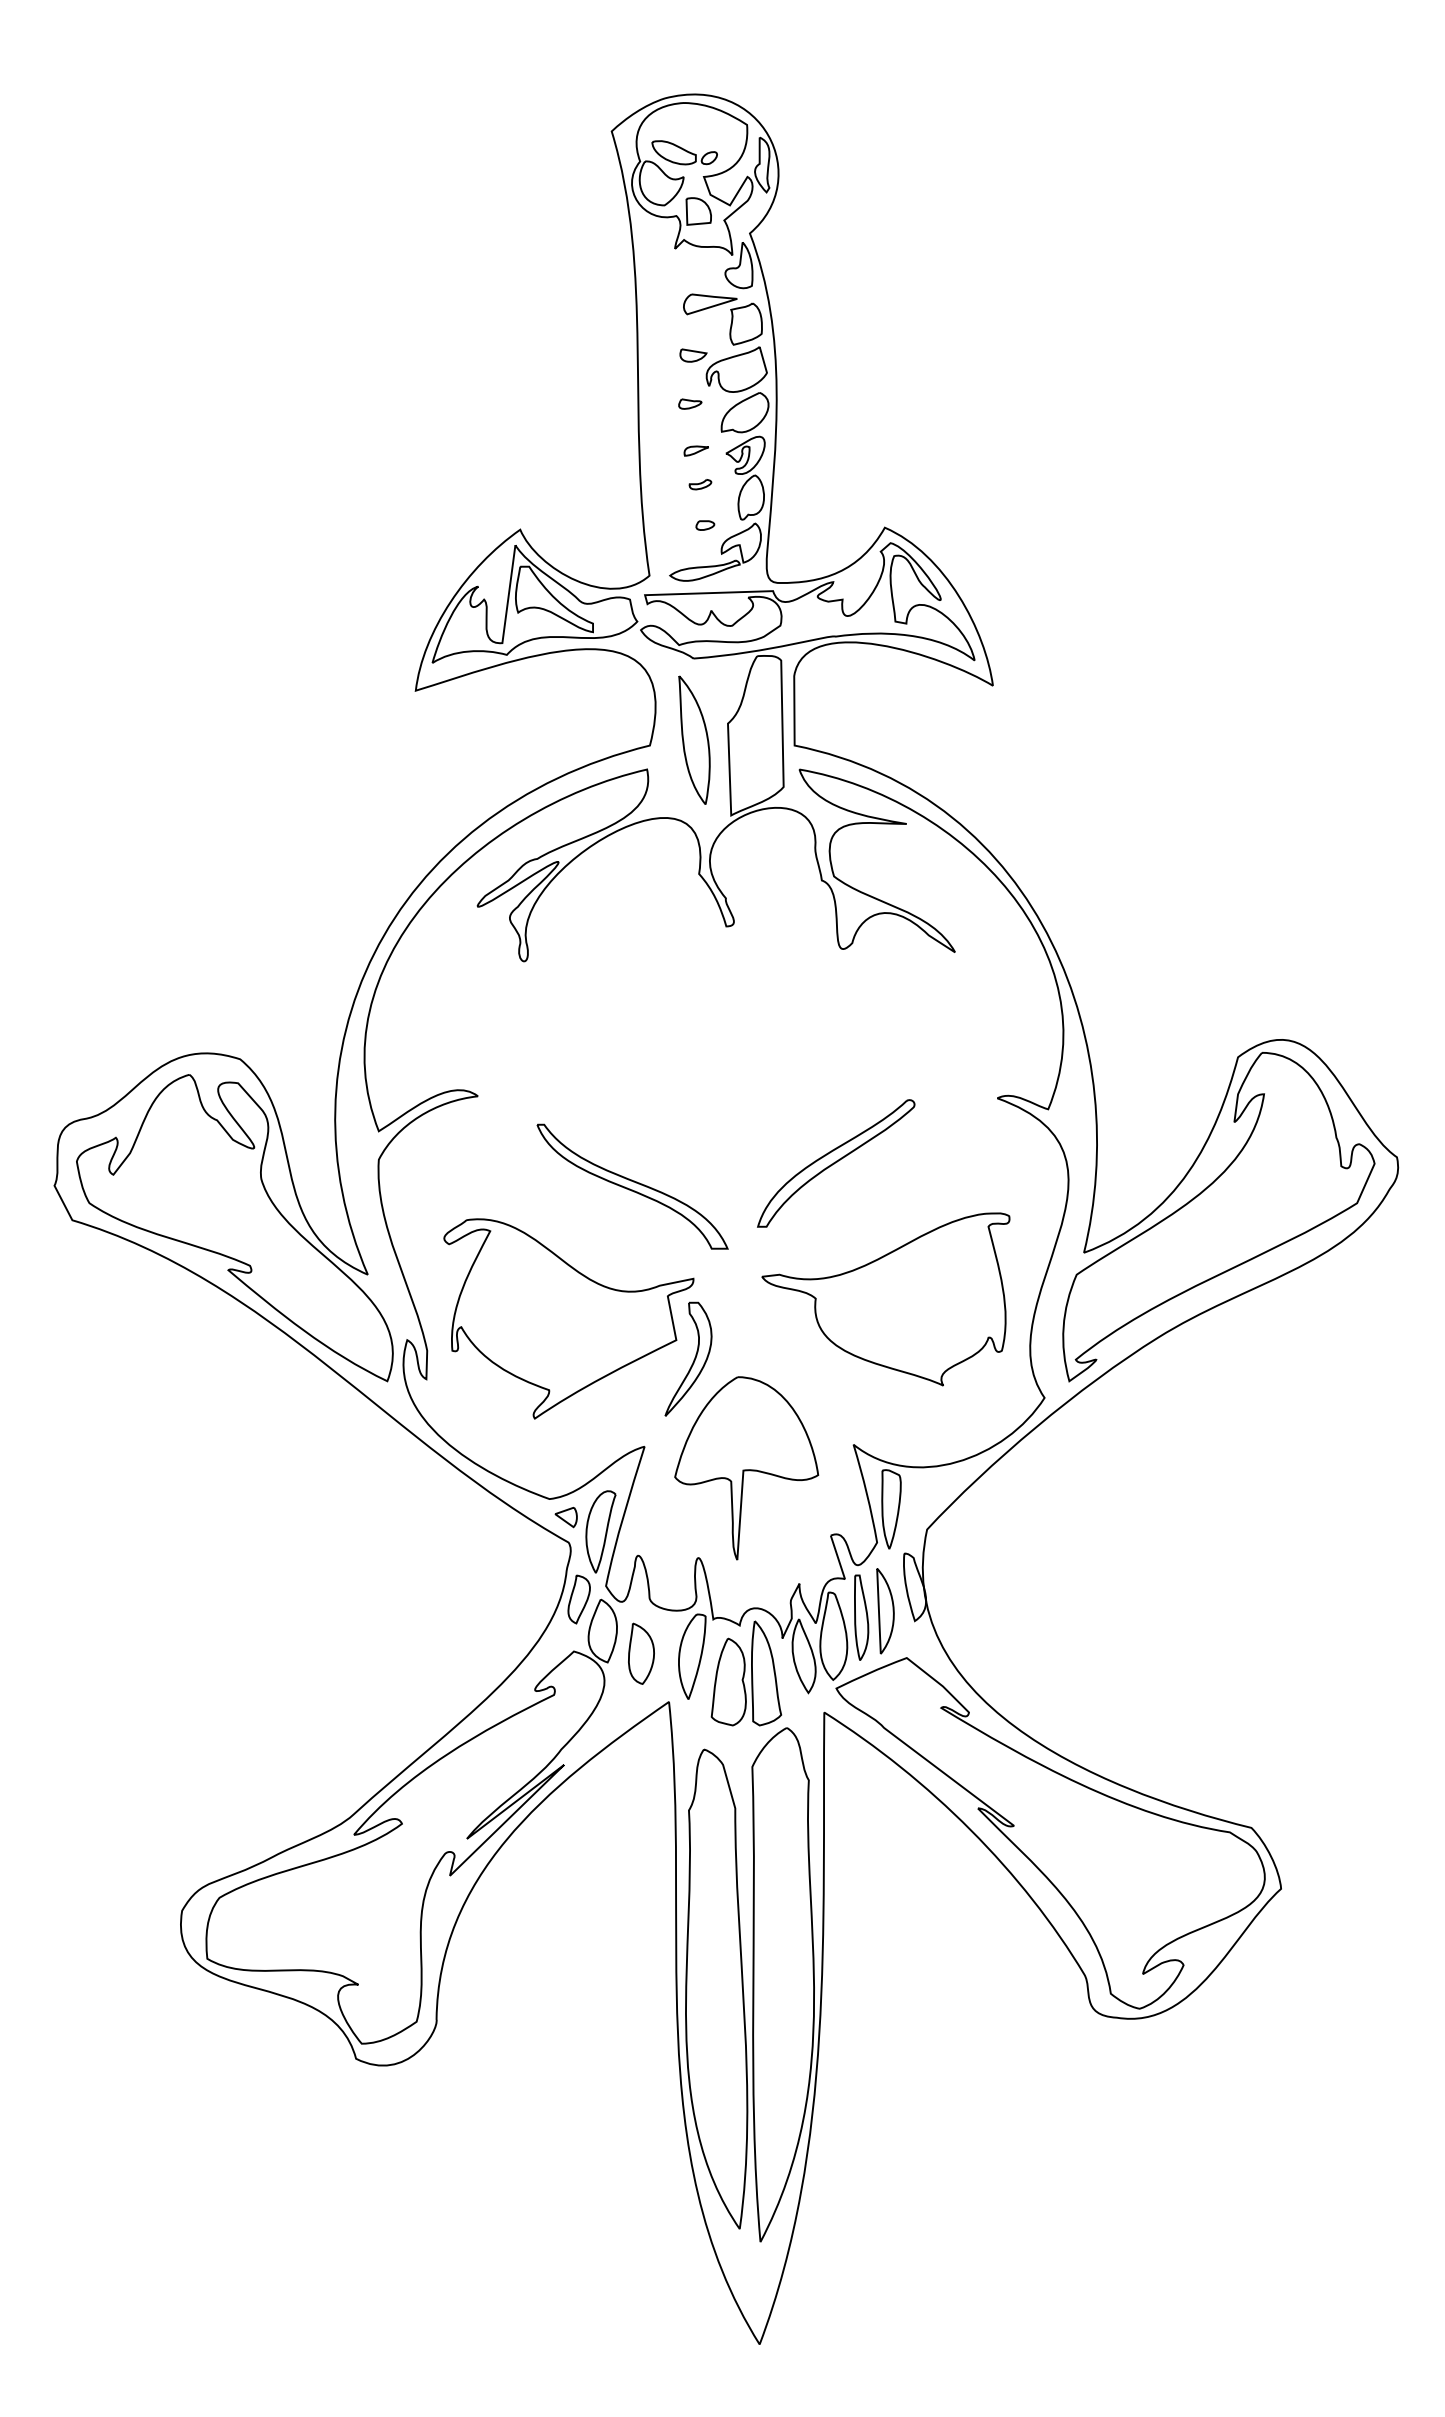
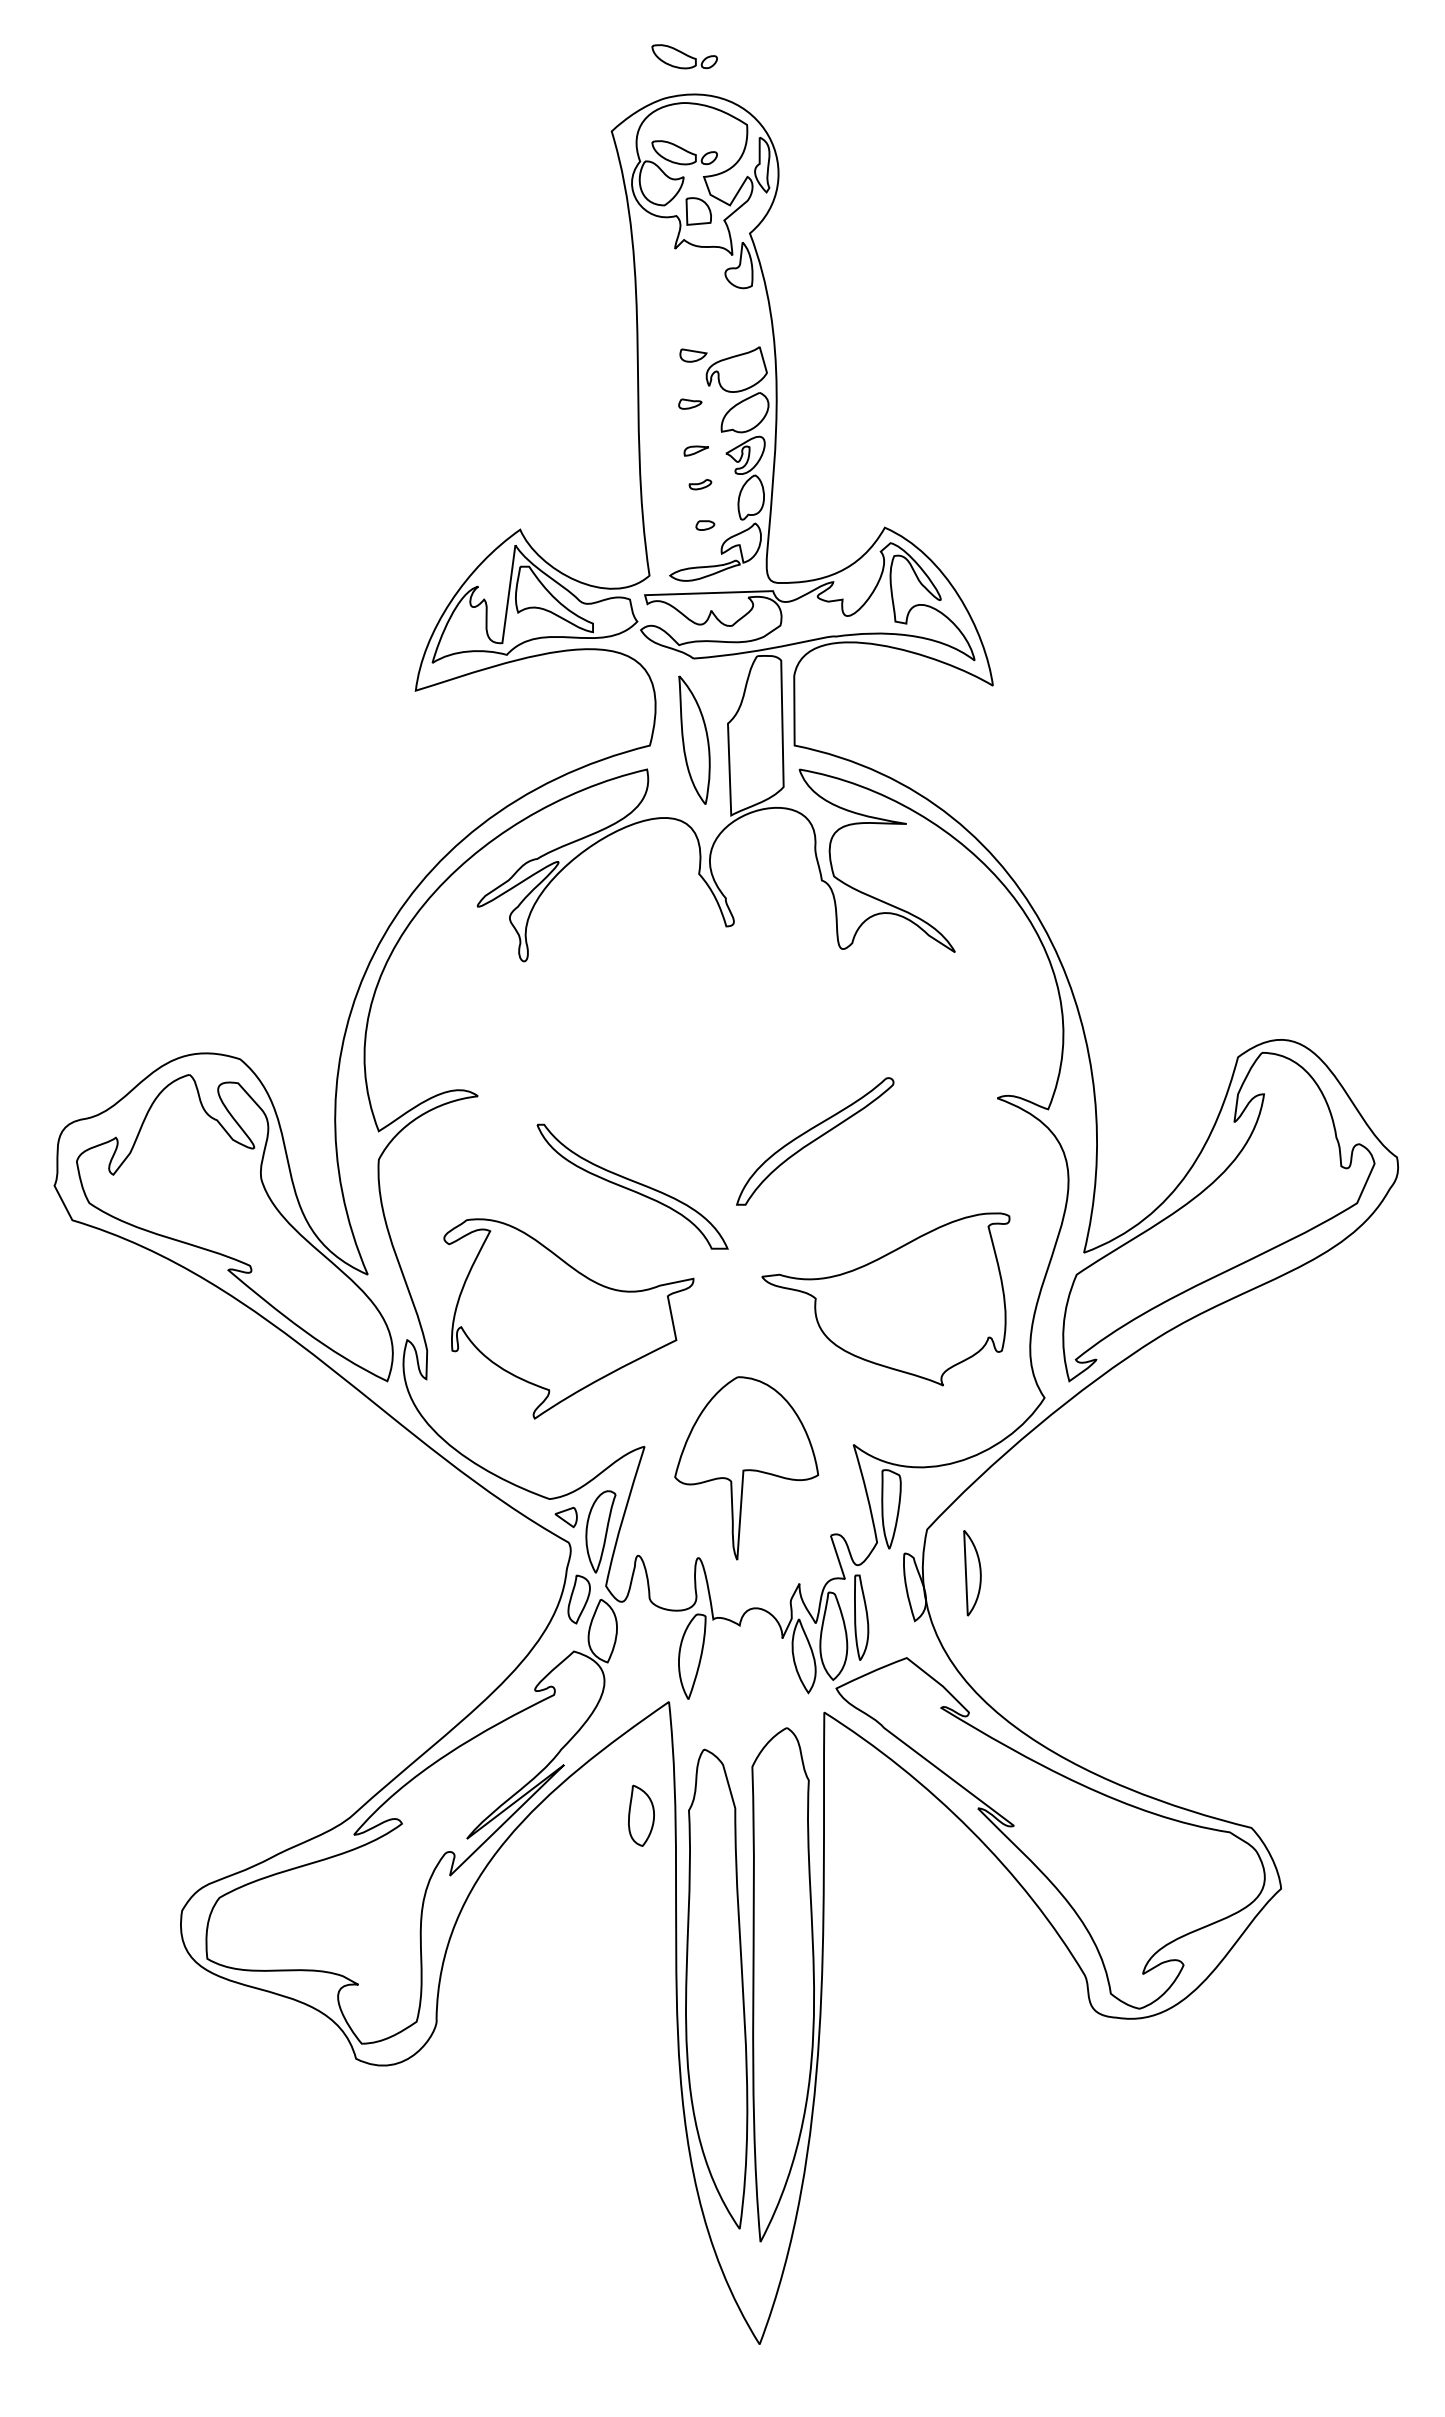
part: none -> present (684, 56)
part: present -> none (730, 323)
part position: (836, 1163) -> (815, 1141) (815, 1141)
part: present -> none (688, 1358)
part position: (885, 1611) -> (972, 1573) (972, 1573)
part position: (641, 1653) -> (641, 1815) (641, 1815)
part: present -> none (746, 1673)
